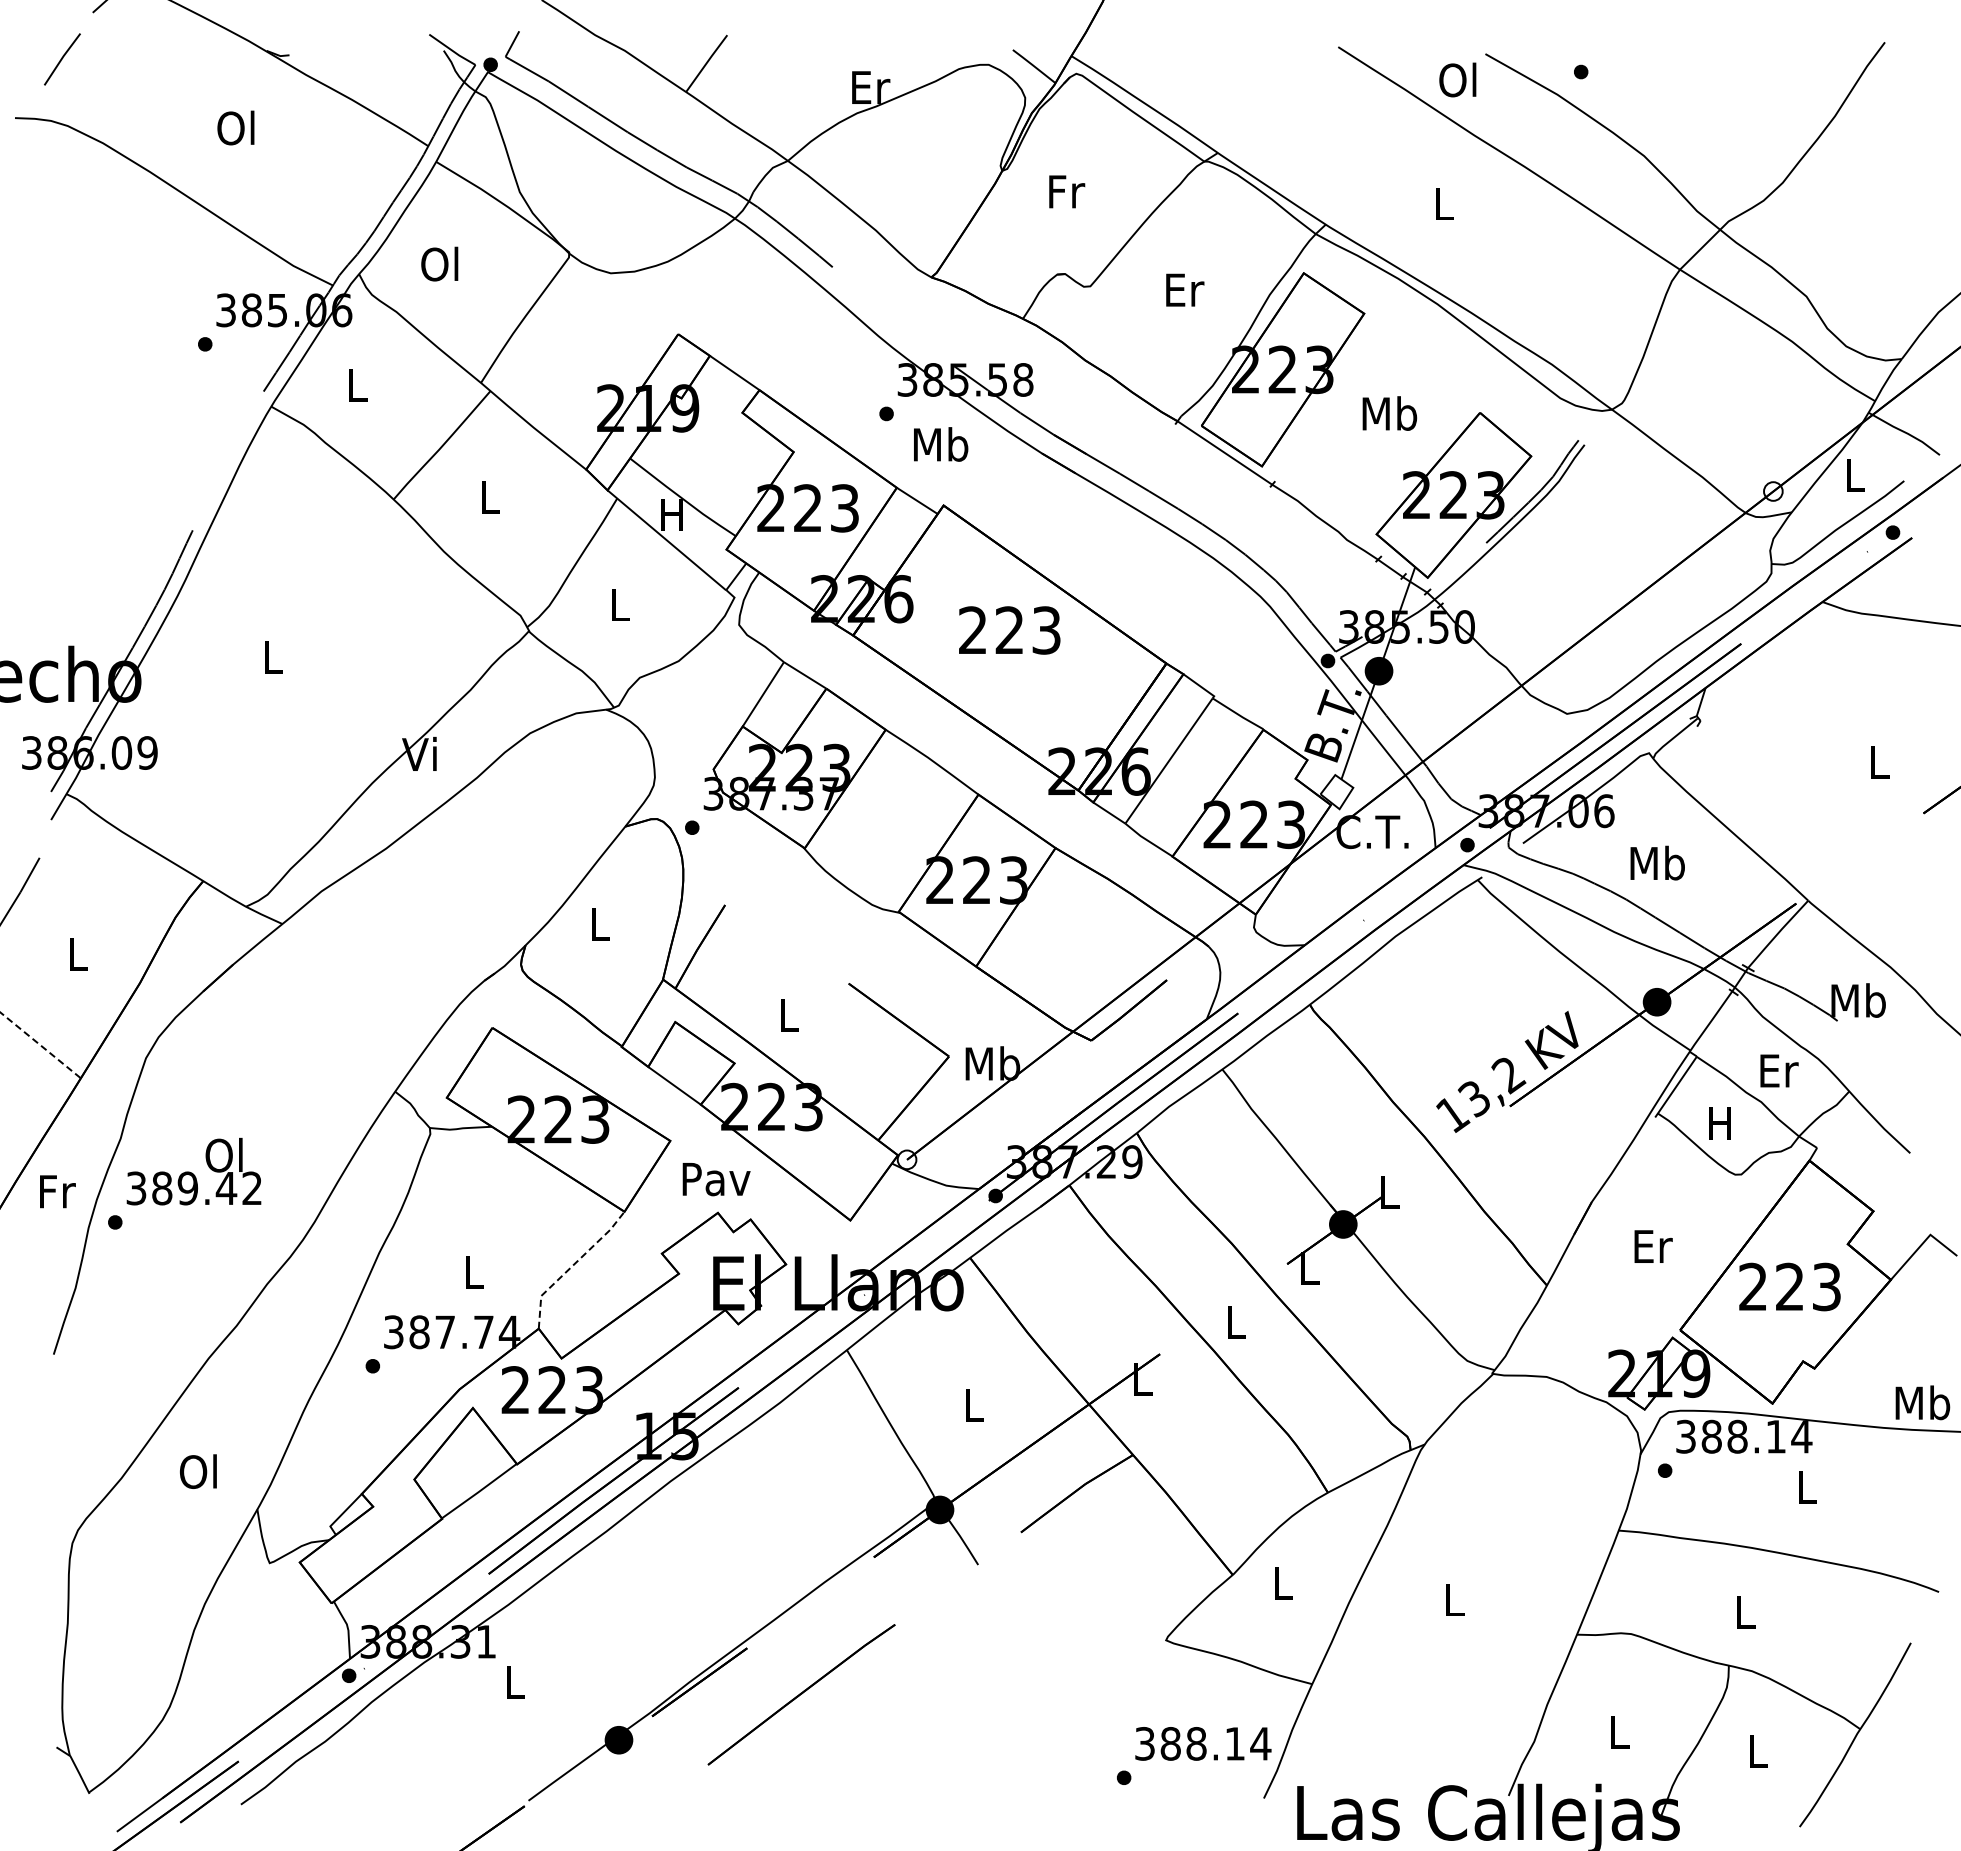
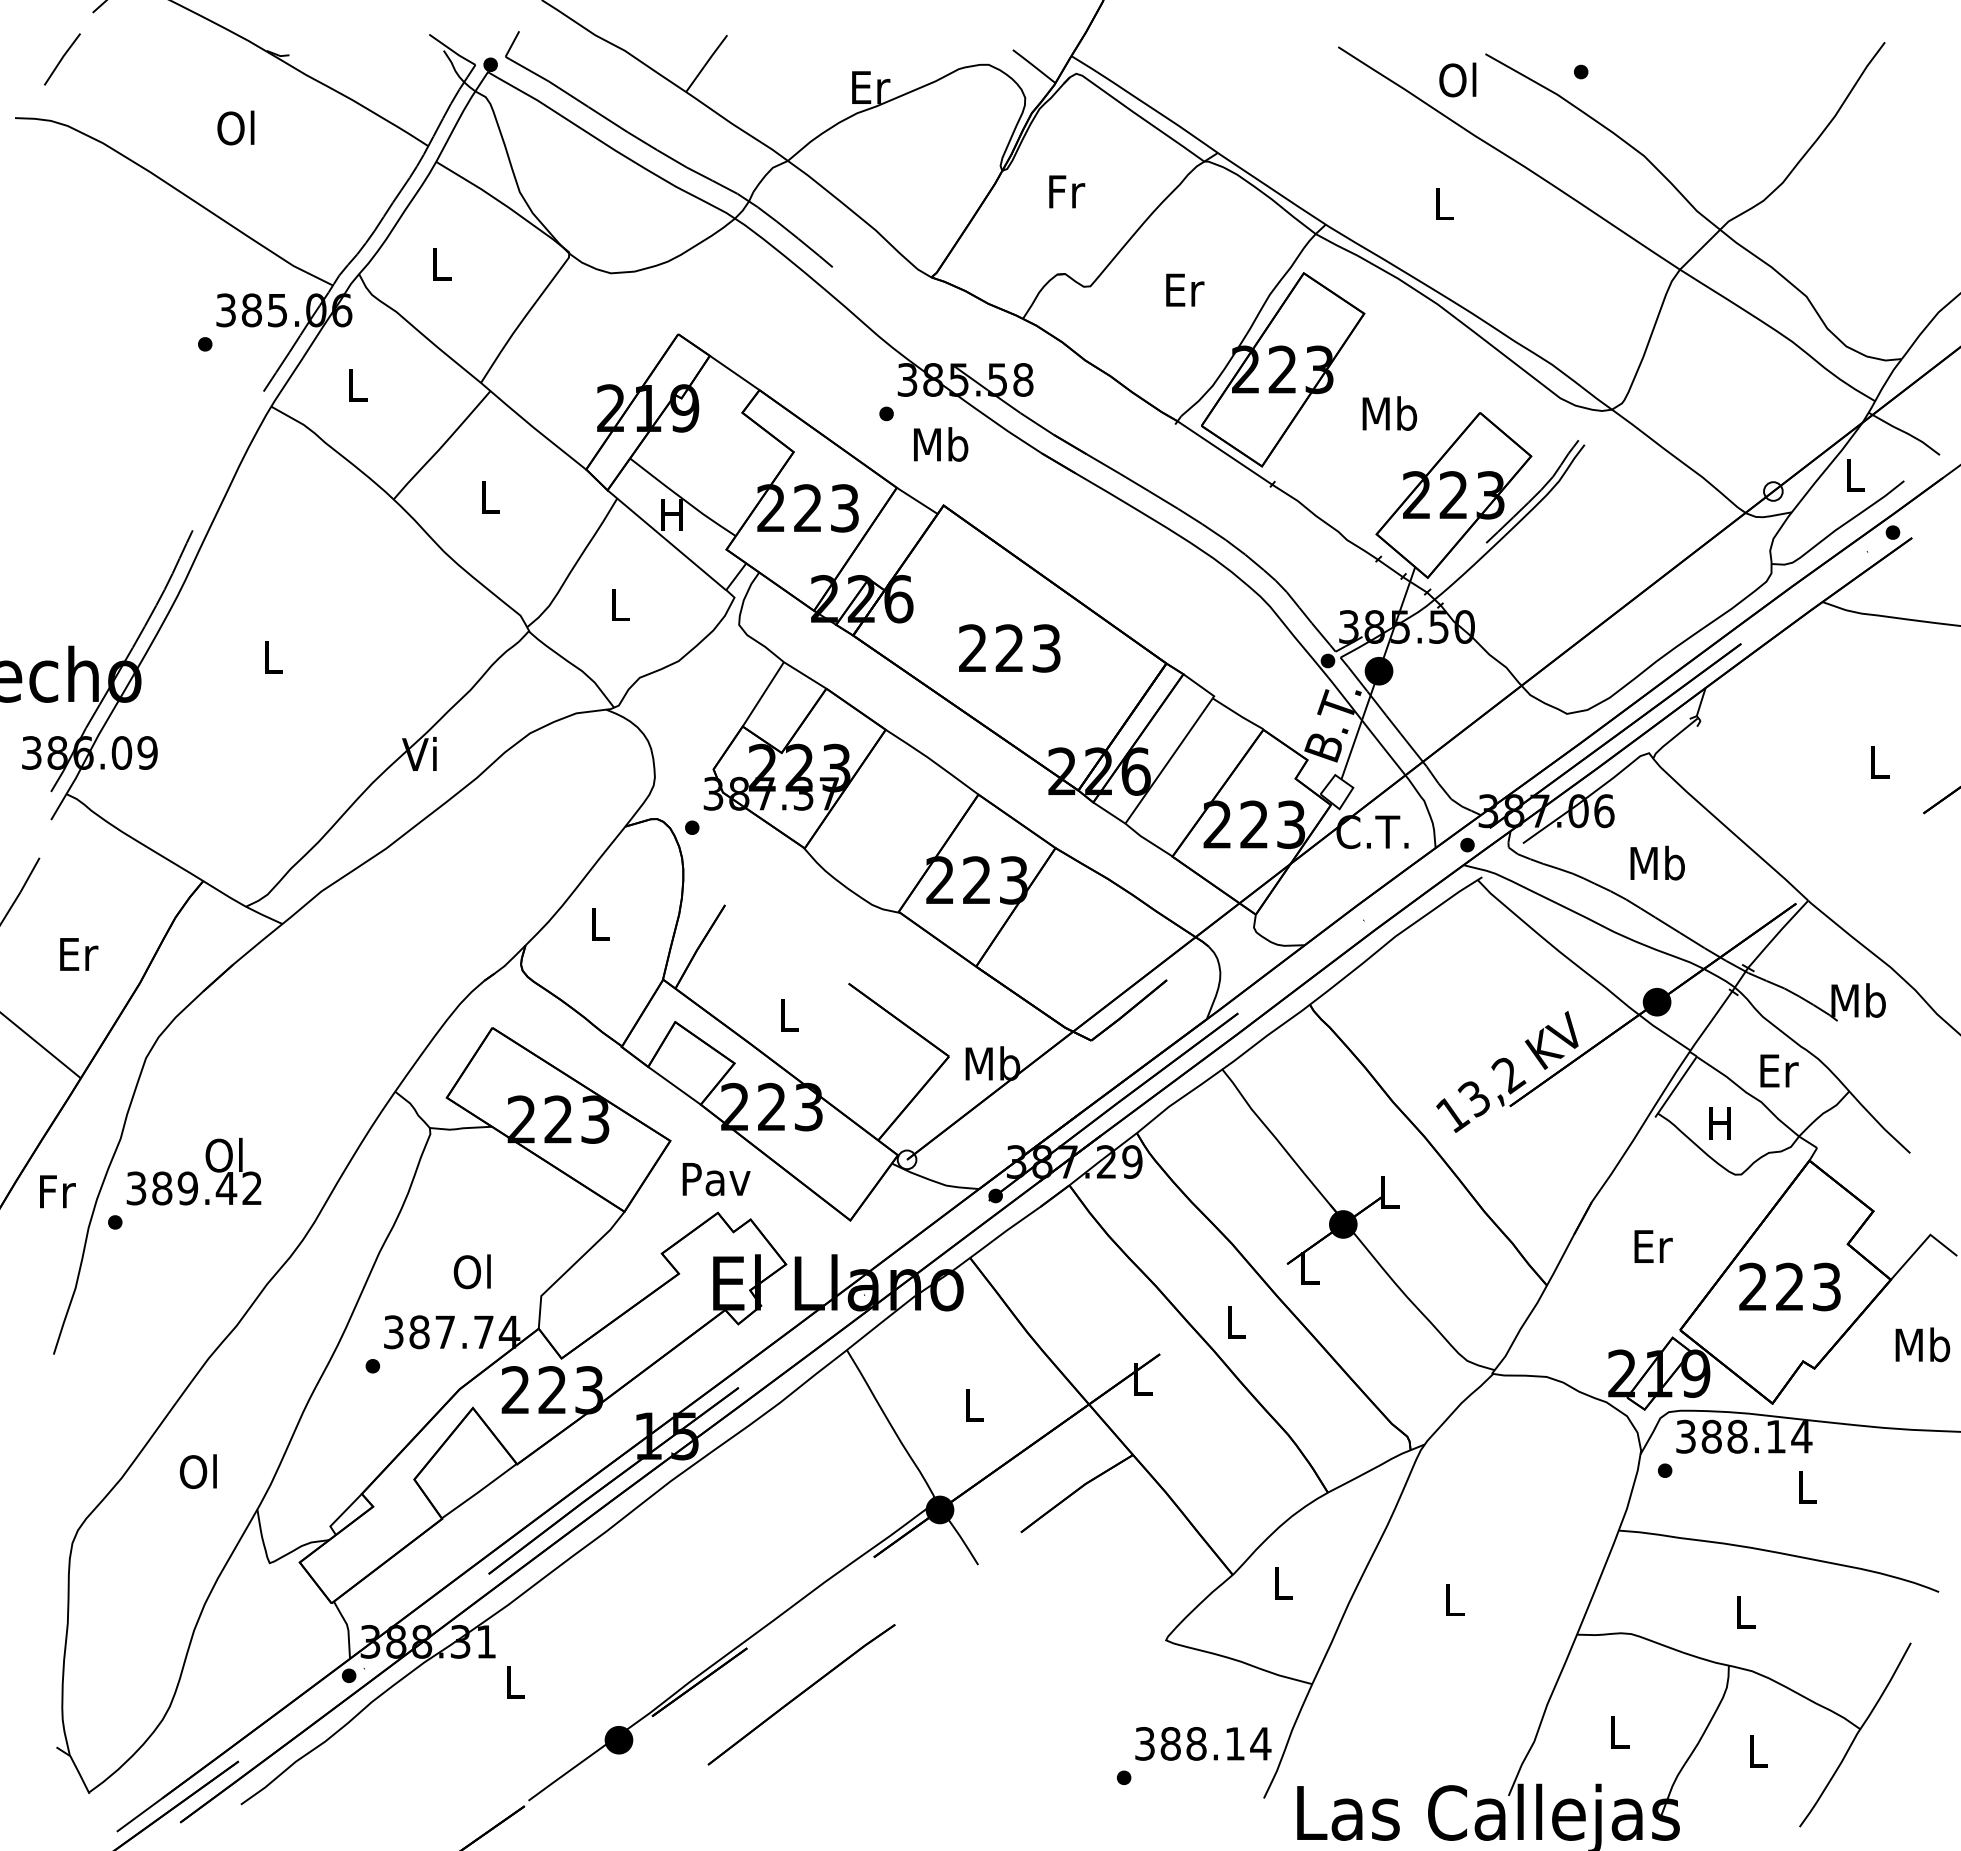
text: Ol -> L (439, 263)
text position: (1009, 630) -> (1009, 648) (1009, 648)
text: L -> Er (79, 954)
line: dashed -> solid (40, 1045)
line: dashed -> solid (572, 1266)
text: L -> Ol (471, 1271)
text position: (1922, 1402) -> (1922, 1344) (1922, 1344)
